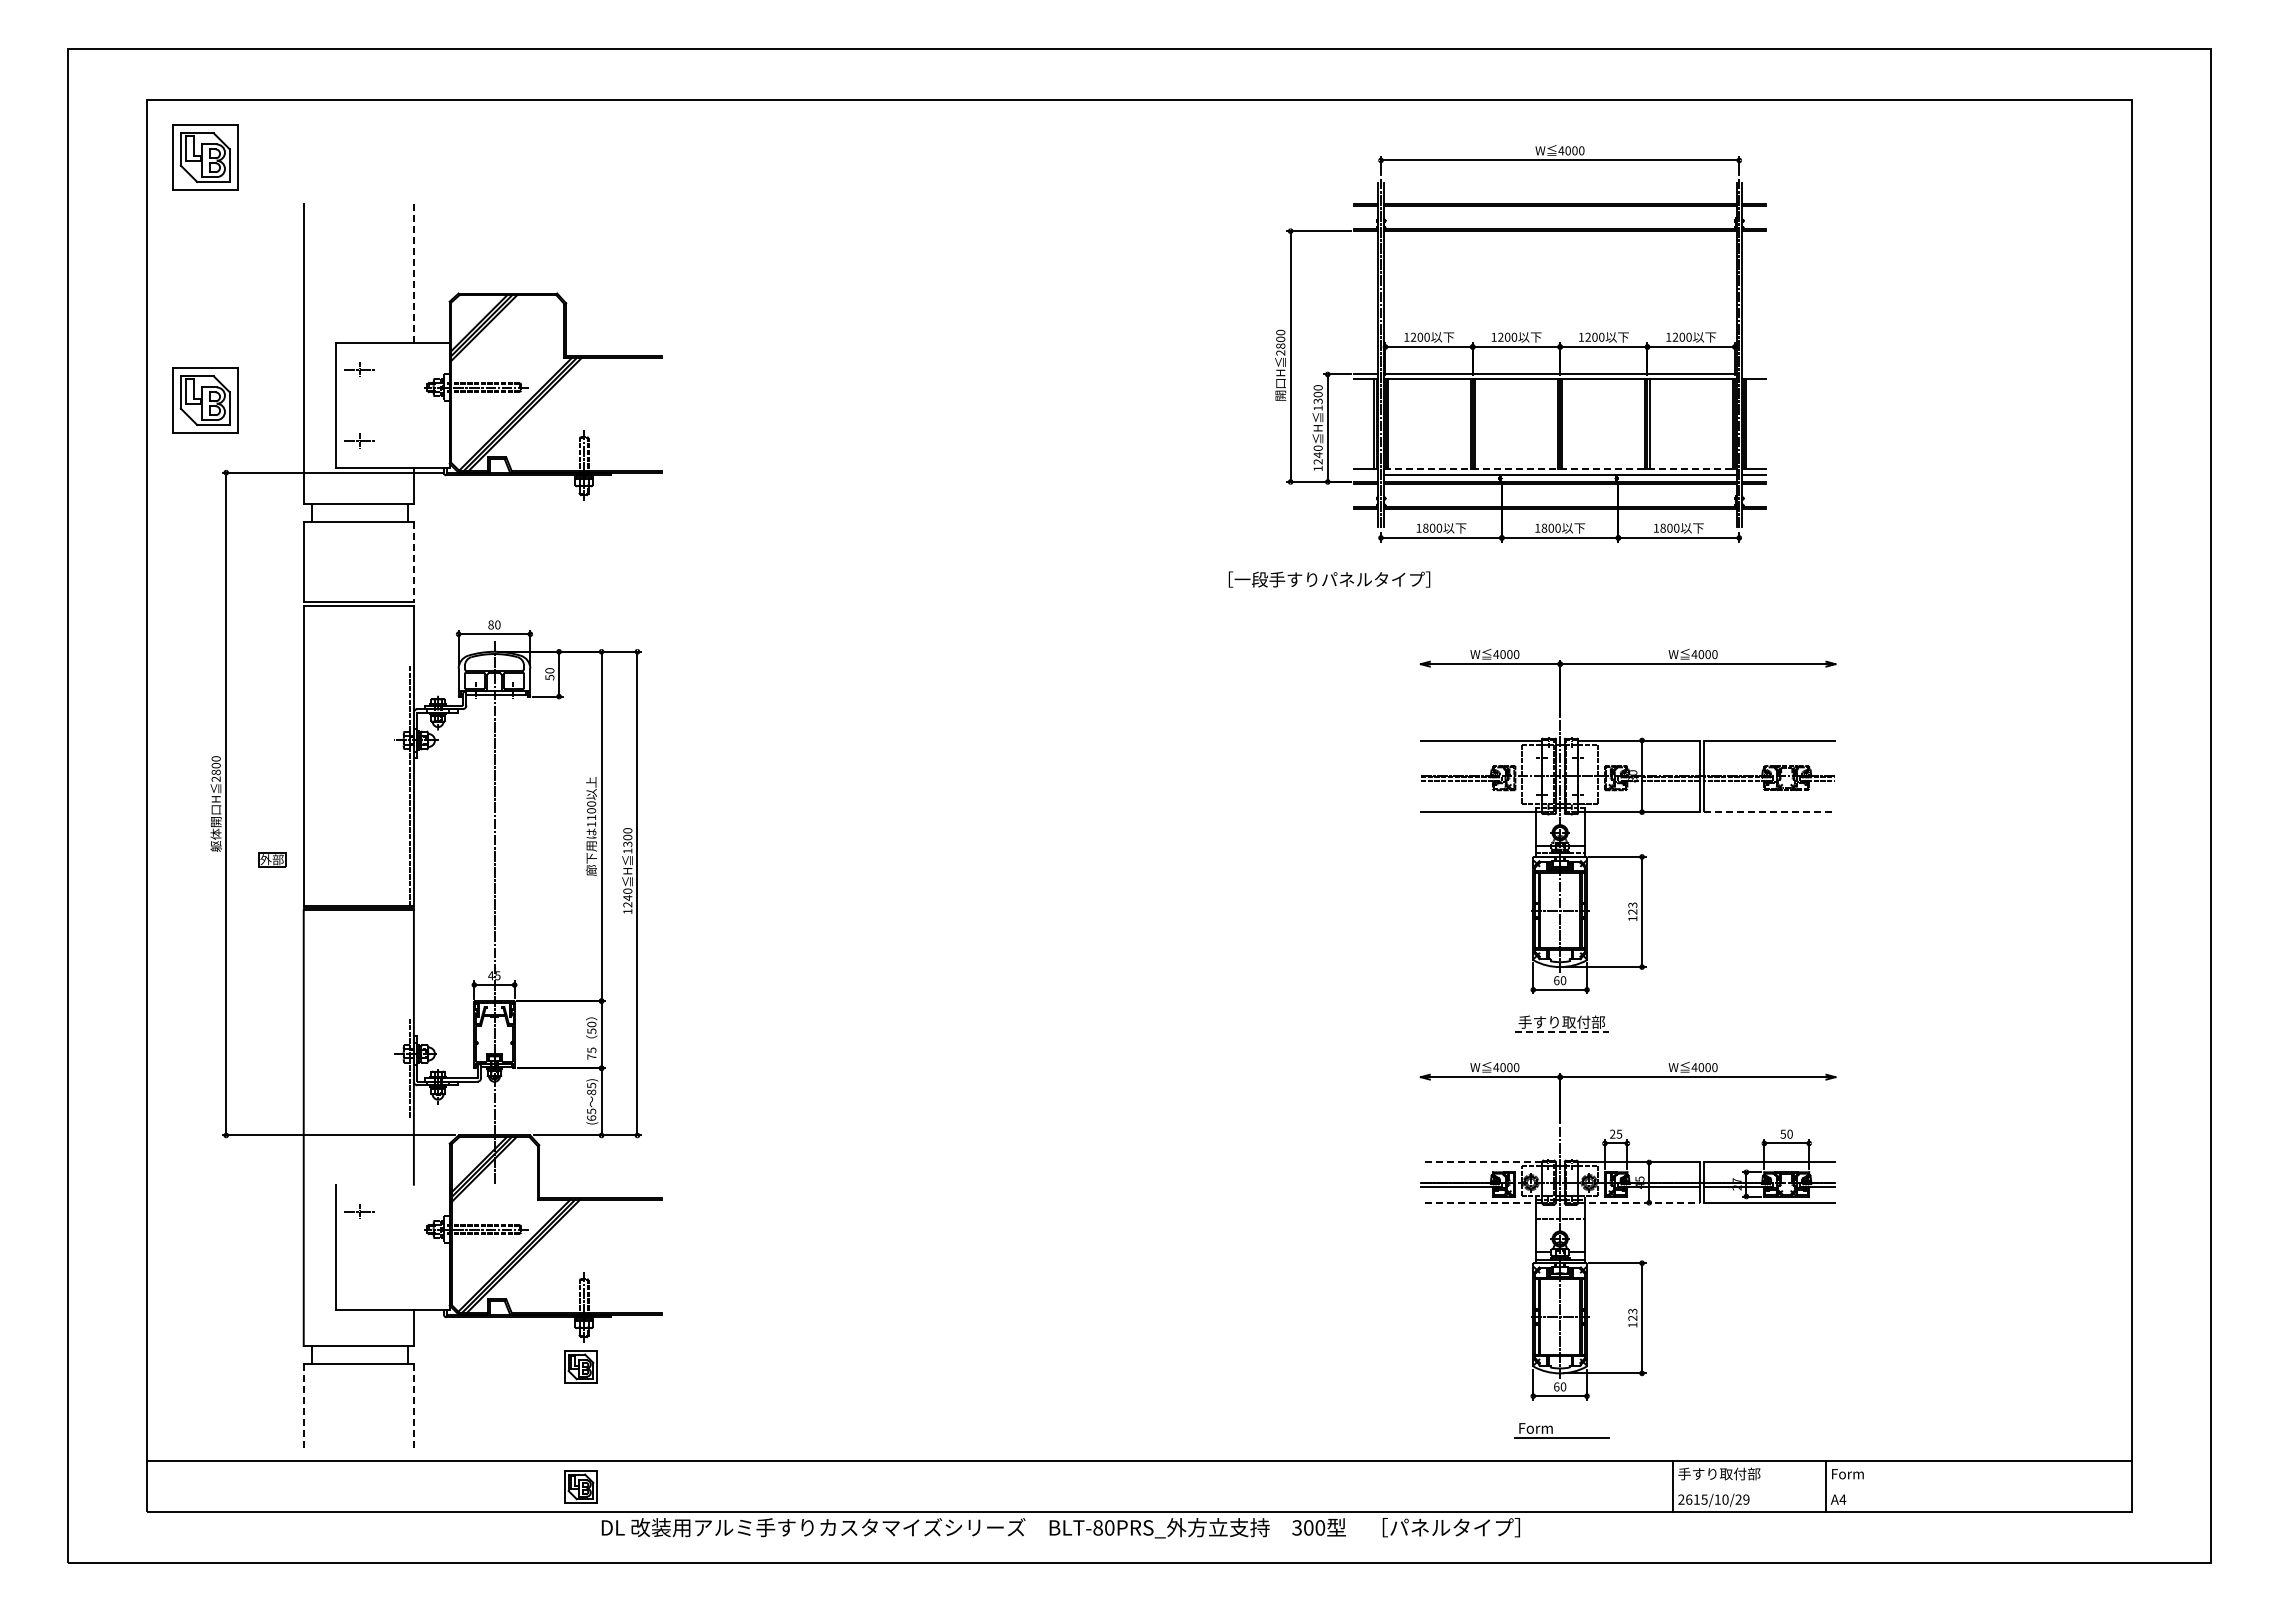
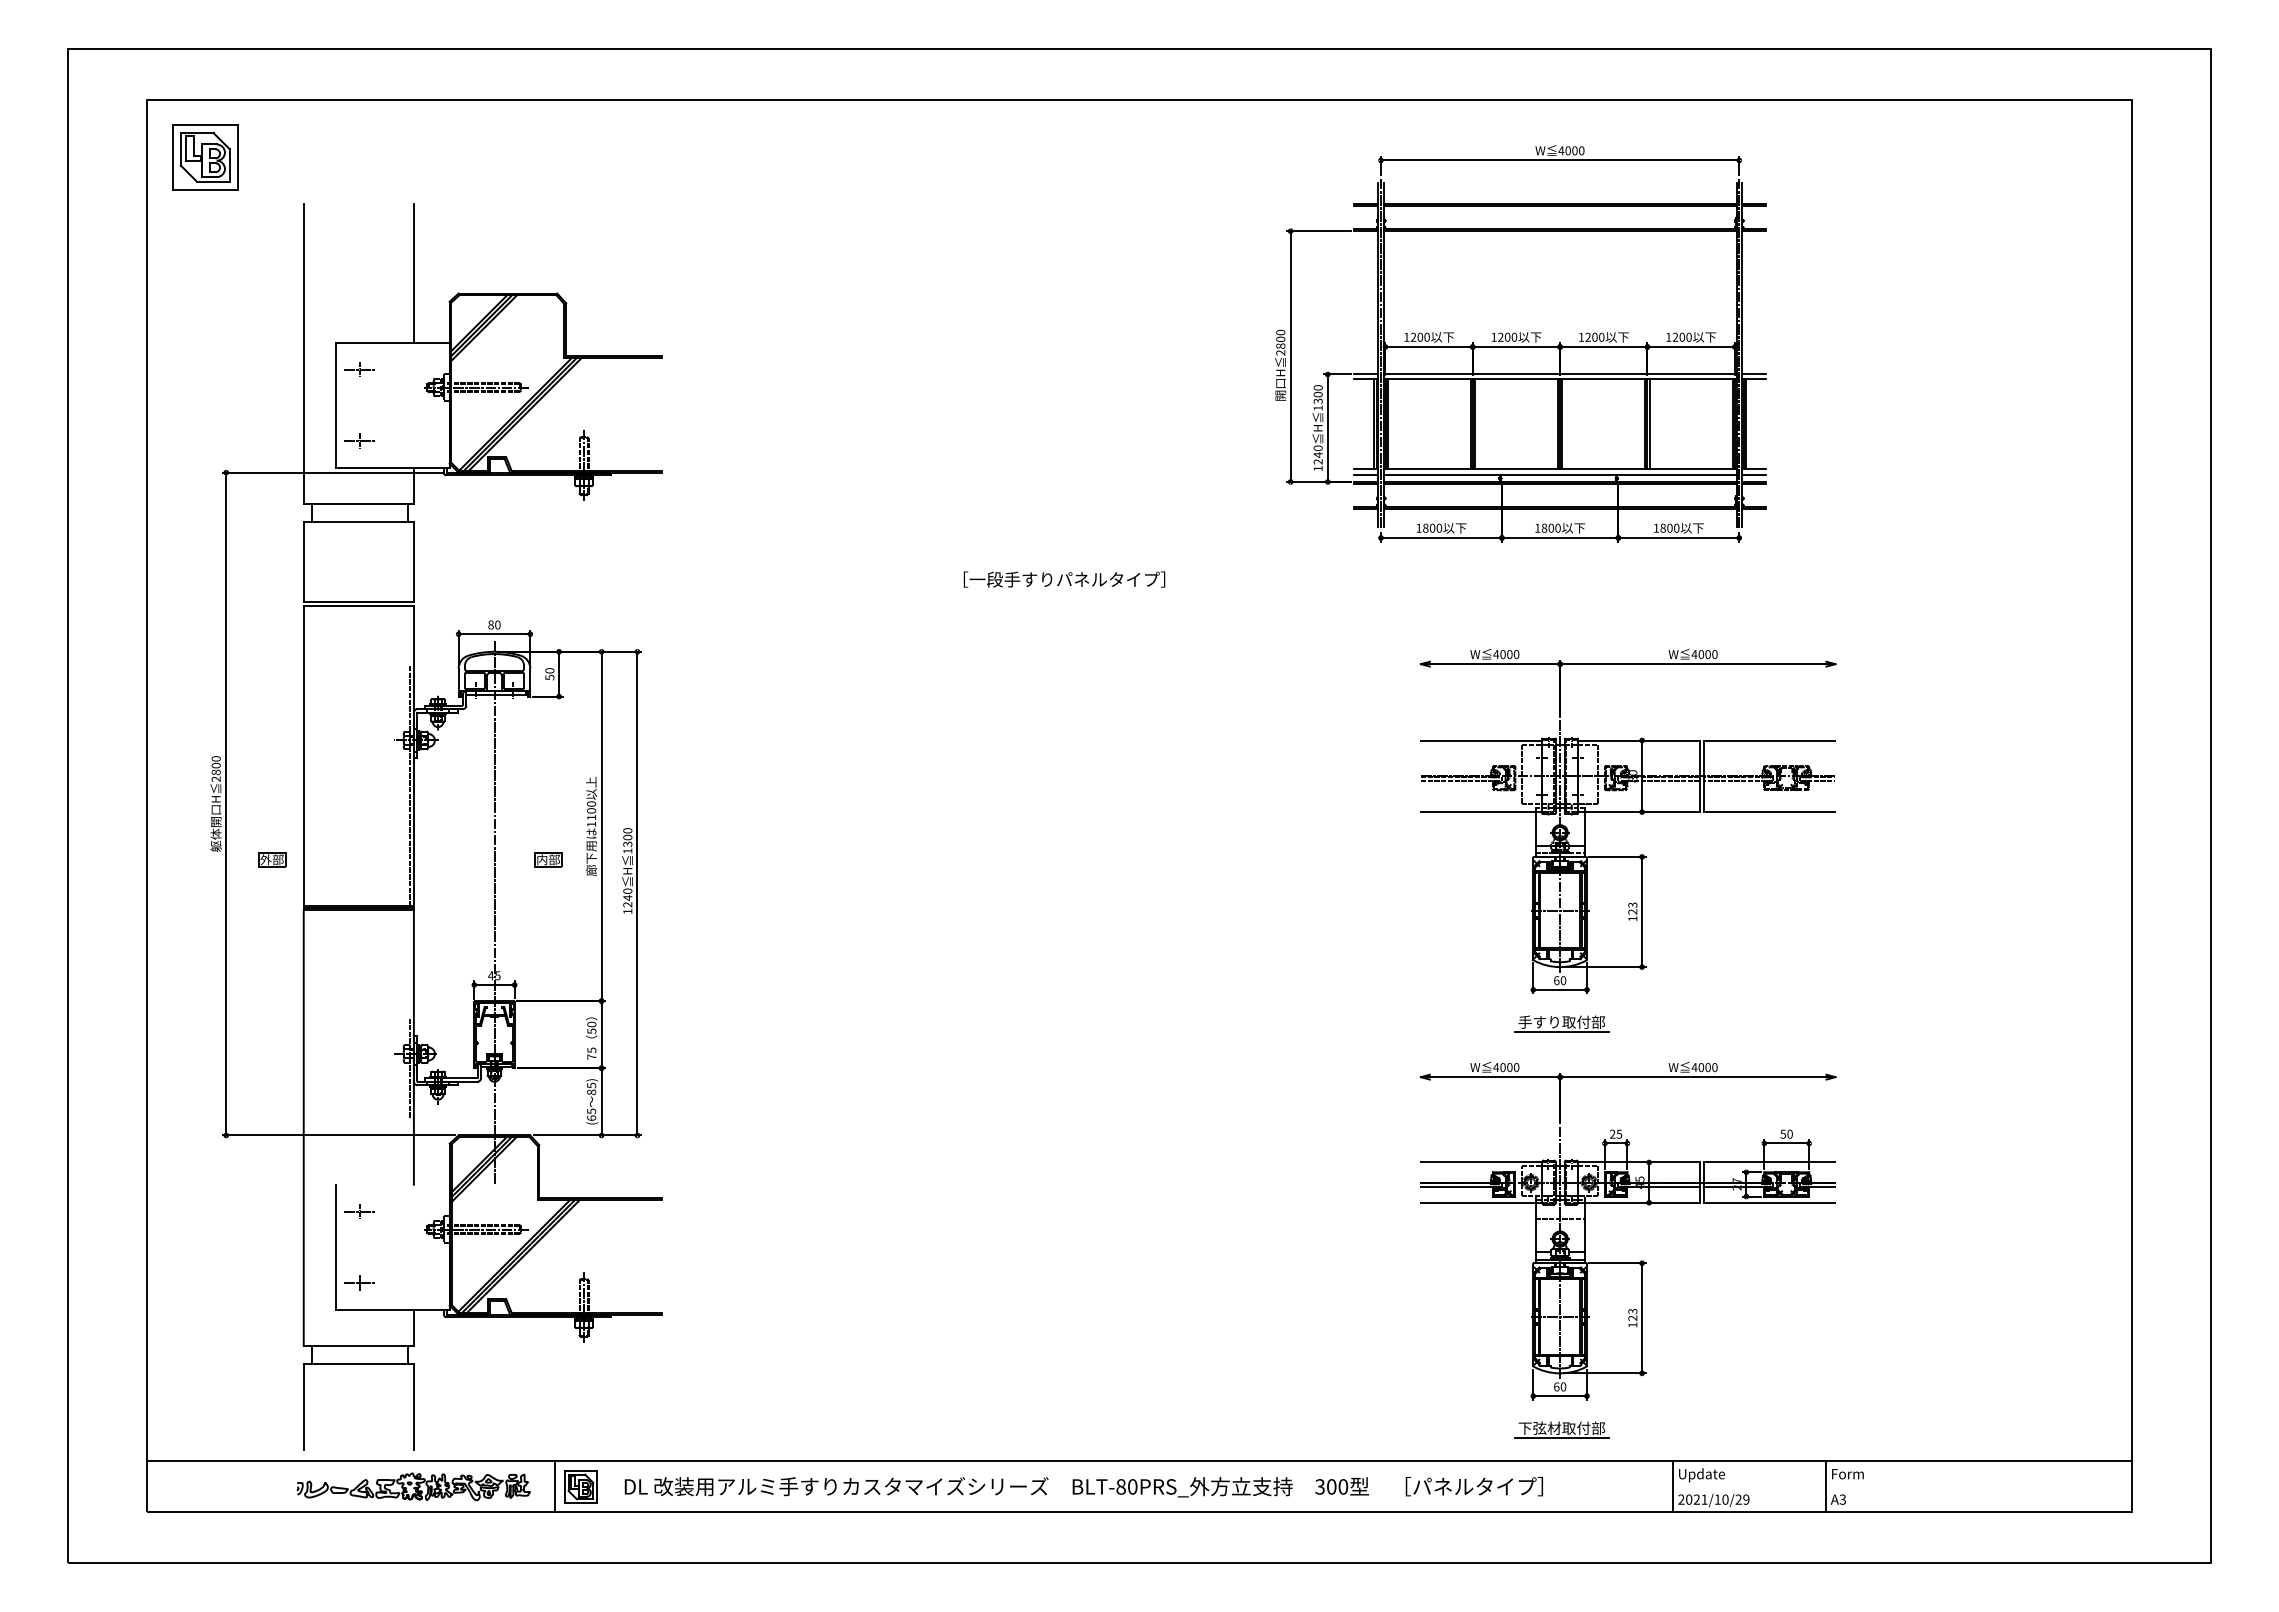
line: dashed -> solid (413, 273)
line: none -> present (1753, 374)
part: present -> none (205, 400)
line: dashed -> solid (1560, 468)
line: none -> present (1366, 475)
line: dashed -> solid (413, 561)
text position: (1329, 579) -> (1064, 579) (1064, 579)
line: dashed -> solid (1769, 812)
part: none -> present (548, 859)
line: dashed -> solid (1562, 1032)
line: dashed -> solid (1481, 1162)
line: dashed -> solid (1481, 1202)
line: dashed -> solid (1638, 1202)
part: none -> present (359, 1282)
part: present -> none (580, 1366)
line: dashed -> solid (303, 1406)
line: dashed -> solid (413, 1406)
text: Form -> 下弦材取付部 (1561, 1427)
text: 手すり取付部 -> Update (1719, 1474)
part: none -> present (413, 1486)
line: none -> present (555, 1486)
text: 2615/10/29 -> 2021/10/29 (1696, 1499)
text: A4 -> A3 (1842, 1499)
text position: (1060, 1528) -> (1083, 1487) (1083, 1487)
